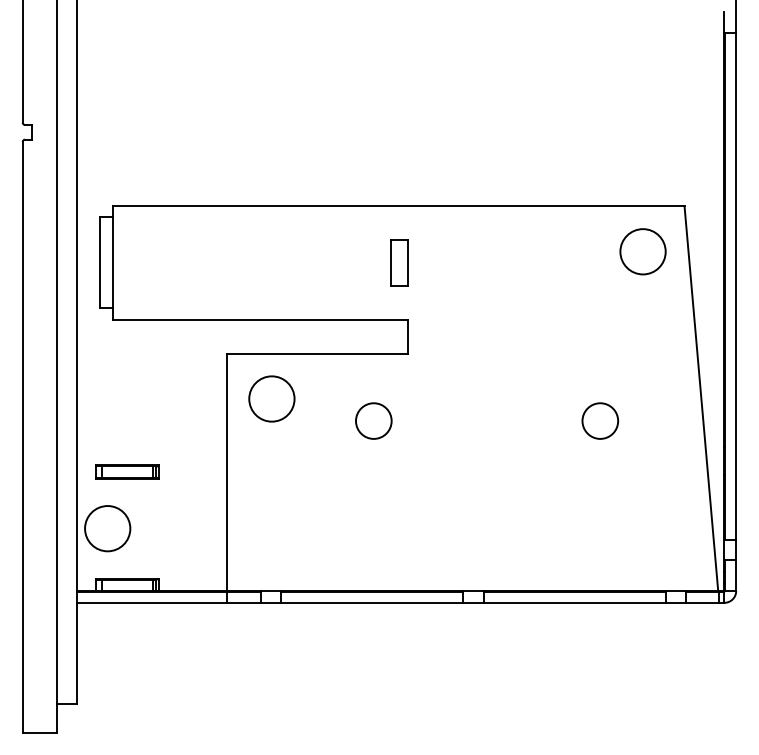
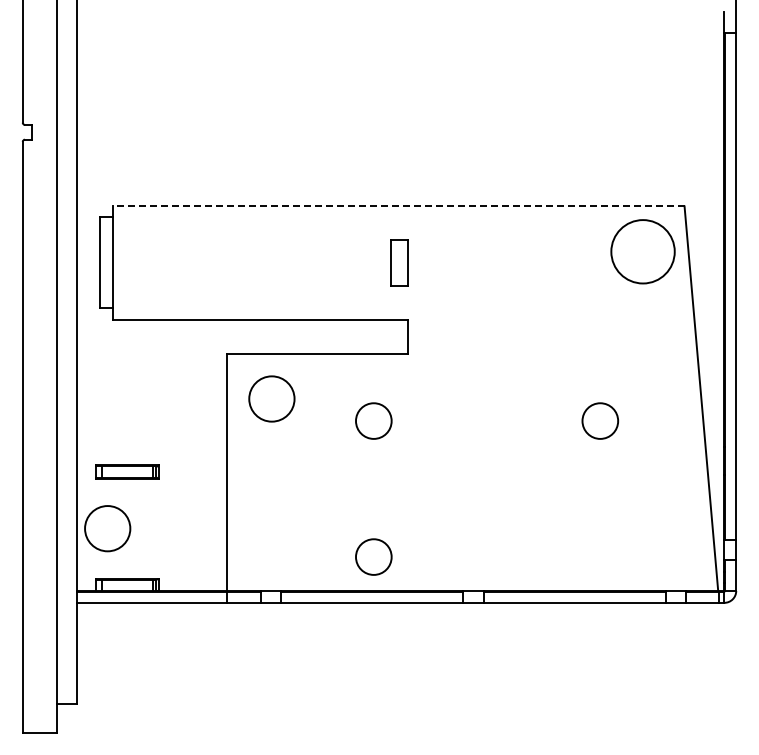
line: solid -> dashed (398, 206)
circle diameter: 45 px -> 63 px (642, 251)
circle: none -> present (373, 556)
